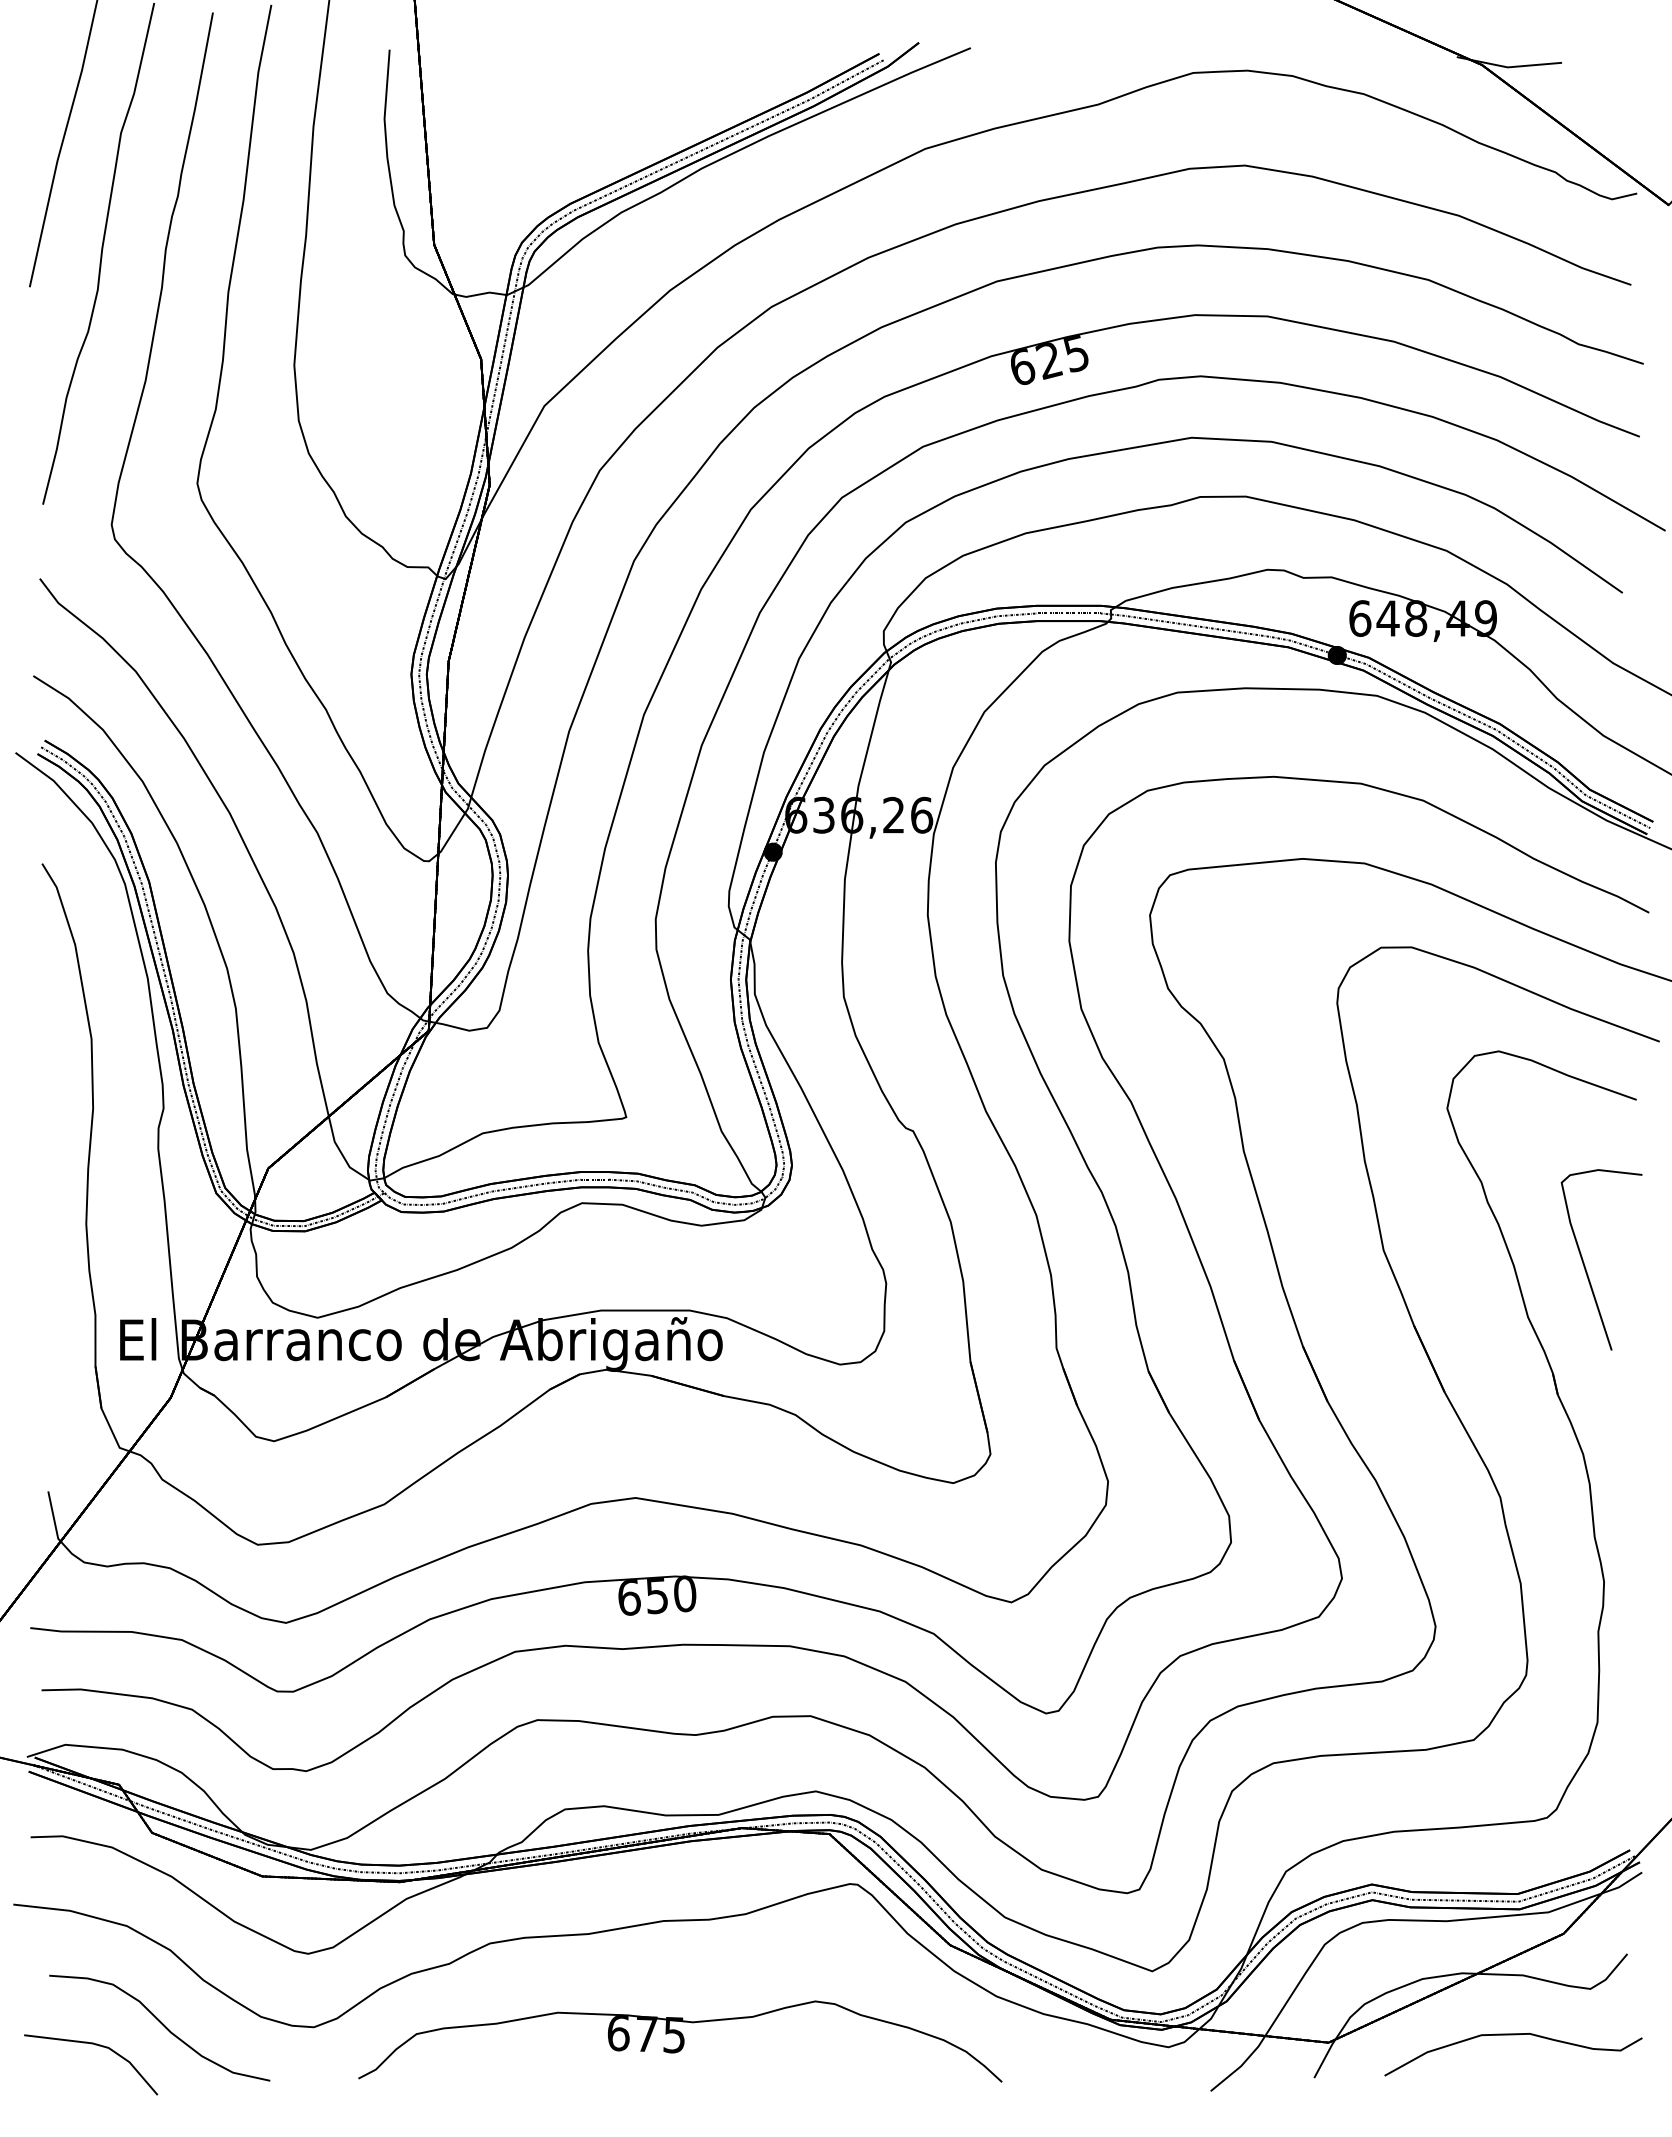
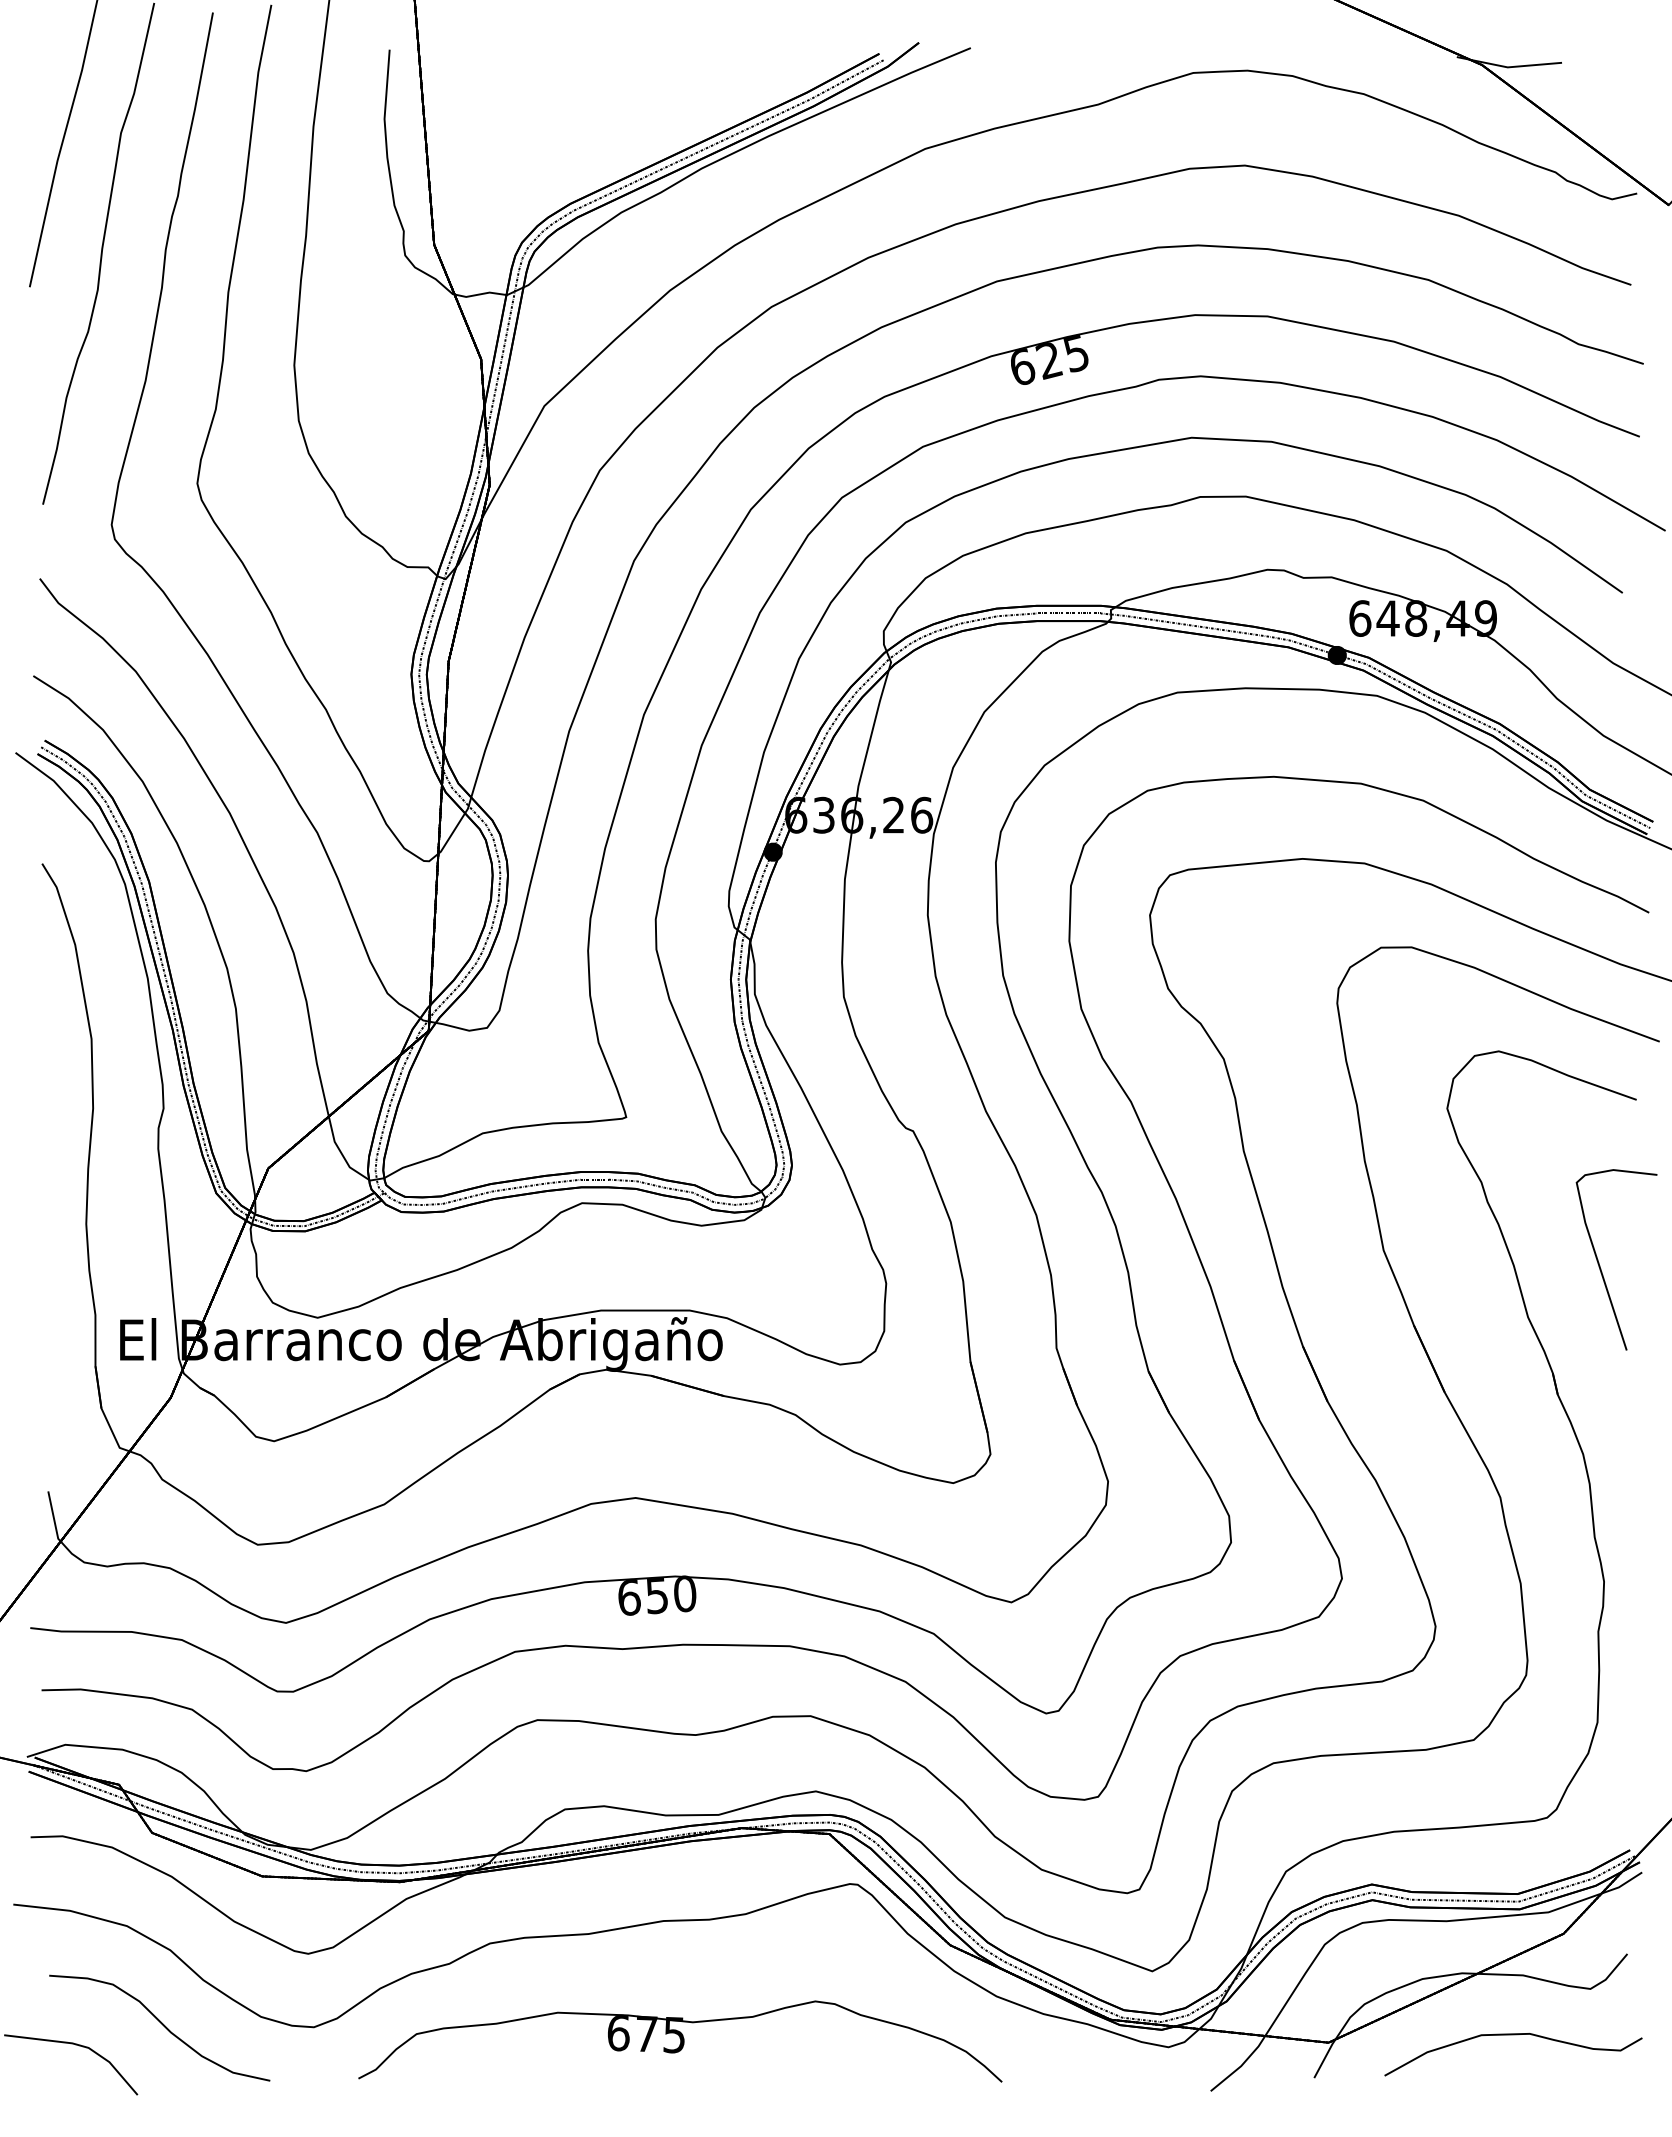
curve position: (1585, 1265) -> (1600, 1265) (1600, 1265)
line position: (95, 2045) -> (75, 2045) (75, 2045)
